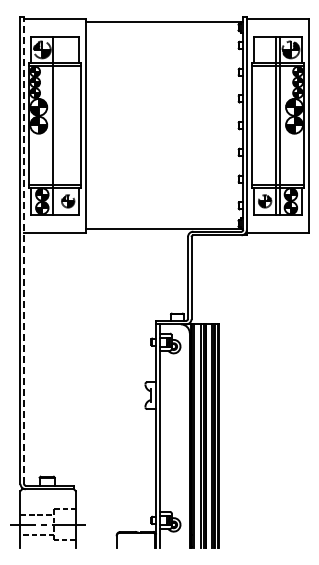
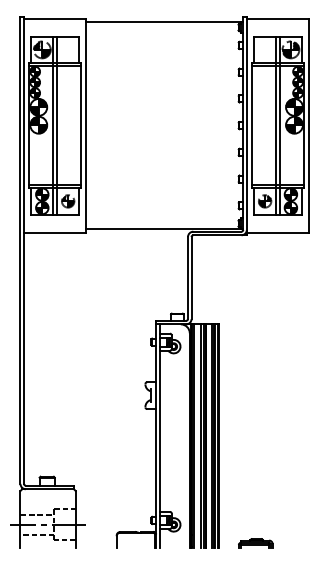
line: none -> present (57, 125)
line: dashed -> solid (24, 249)
part: none -> present (255, 543)
